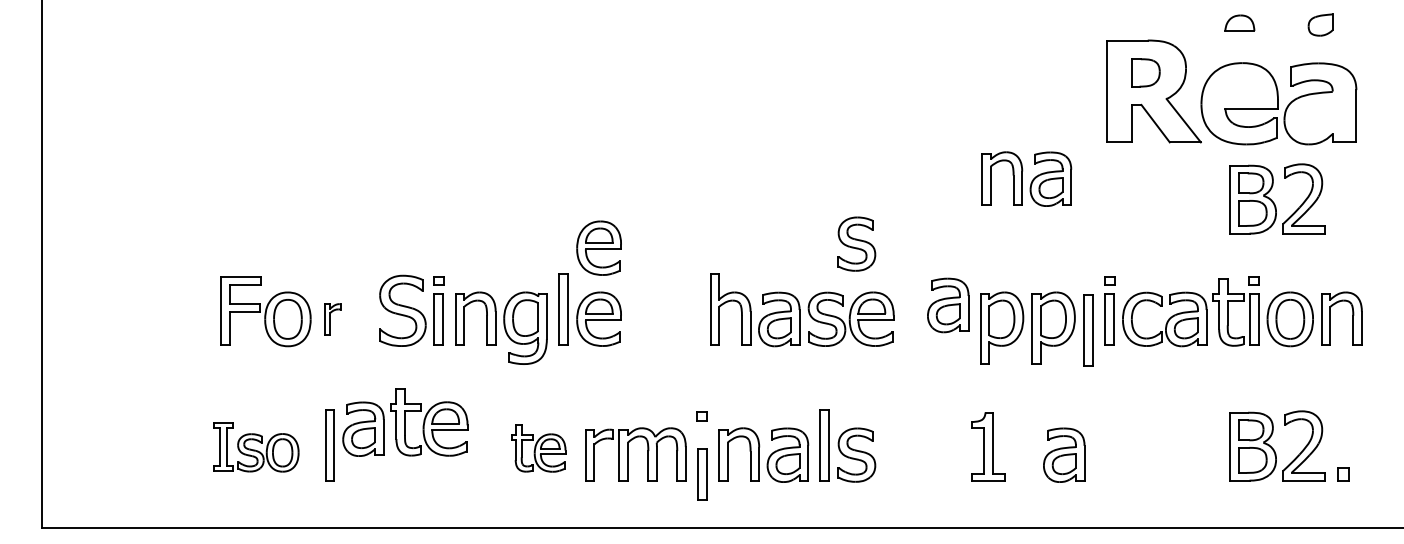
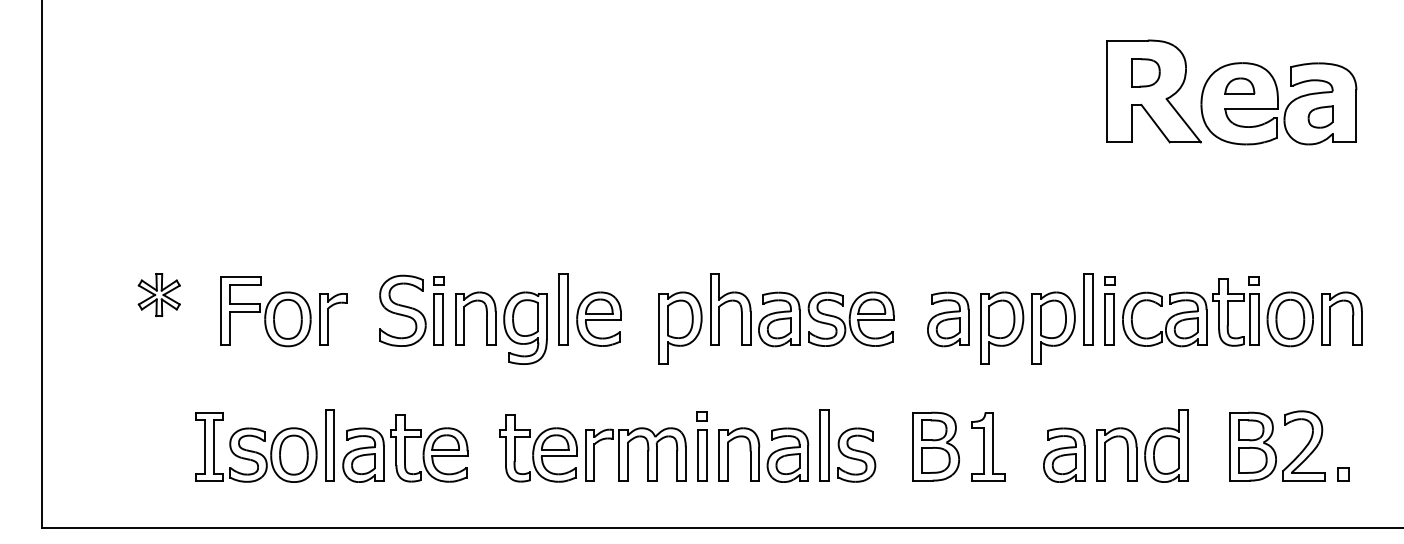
part position: (1239, 22) -> (1239, 85) (1239, 85)
part position: (1320, 24) -> (1320, 116) (1320, 116)
part: present -> none (1026, 178)
part: present -> none (1277, 198)
part: present -> none (856, 243)
part: present -> none (598, 247)
part: none -> present (158, 294)
part position: (948, 305) -> (948, 319) (948, 319)
part size: 18x33 px -> 29x53 px (333, 319)
part: none -> present (680, 327)
part position: (1088, 330) -> (1088, 309) (1088, 309)
part position: (405, 422) -> (405, 448) (405, 448)
part: none -> present (1142, 445)
part: none -> present (935, 446)
part size: 87x51 px -> 123x71 px (256, 447)
part size: 56x49 px -> 79x69 px (538, 448)
part position: (702, 474) -> (702, 455) (702, 455)
